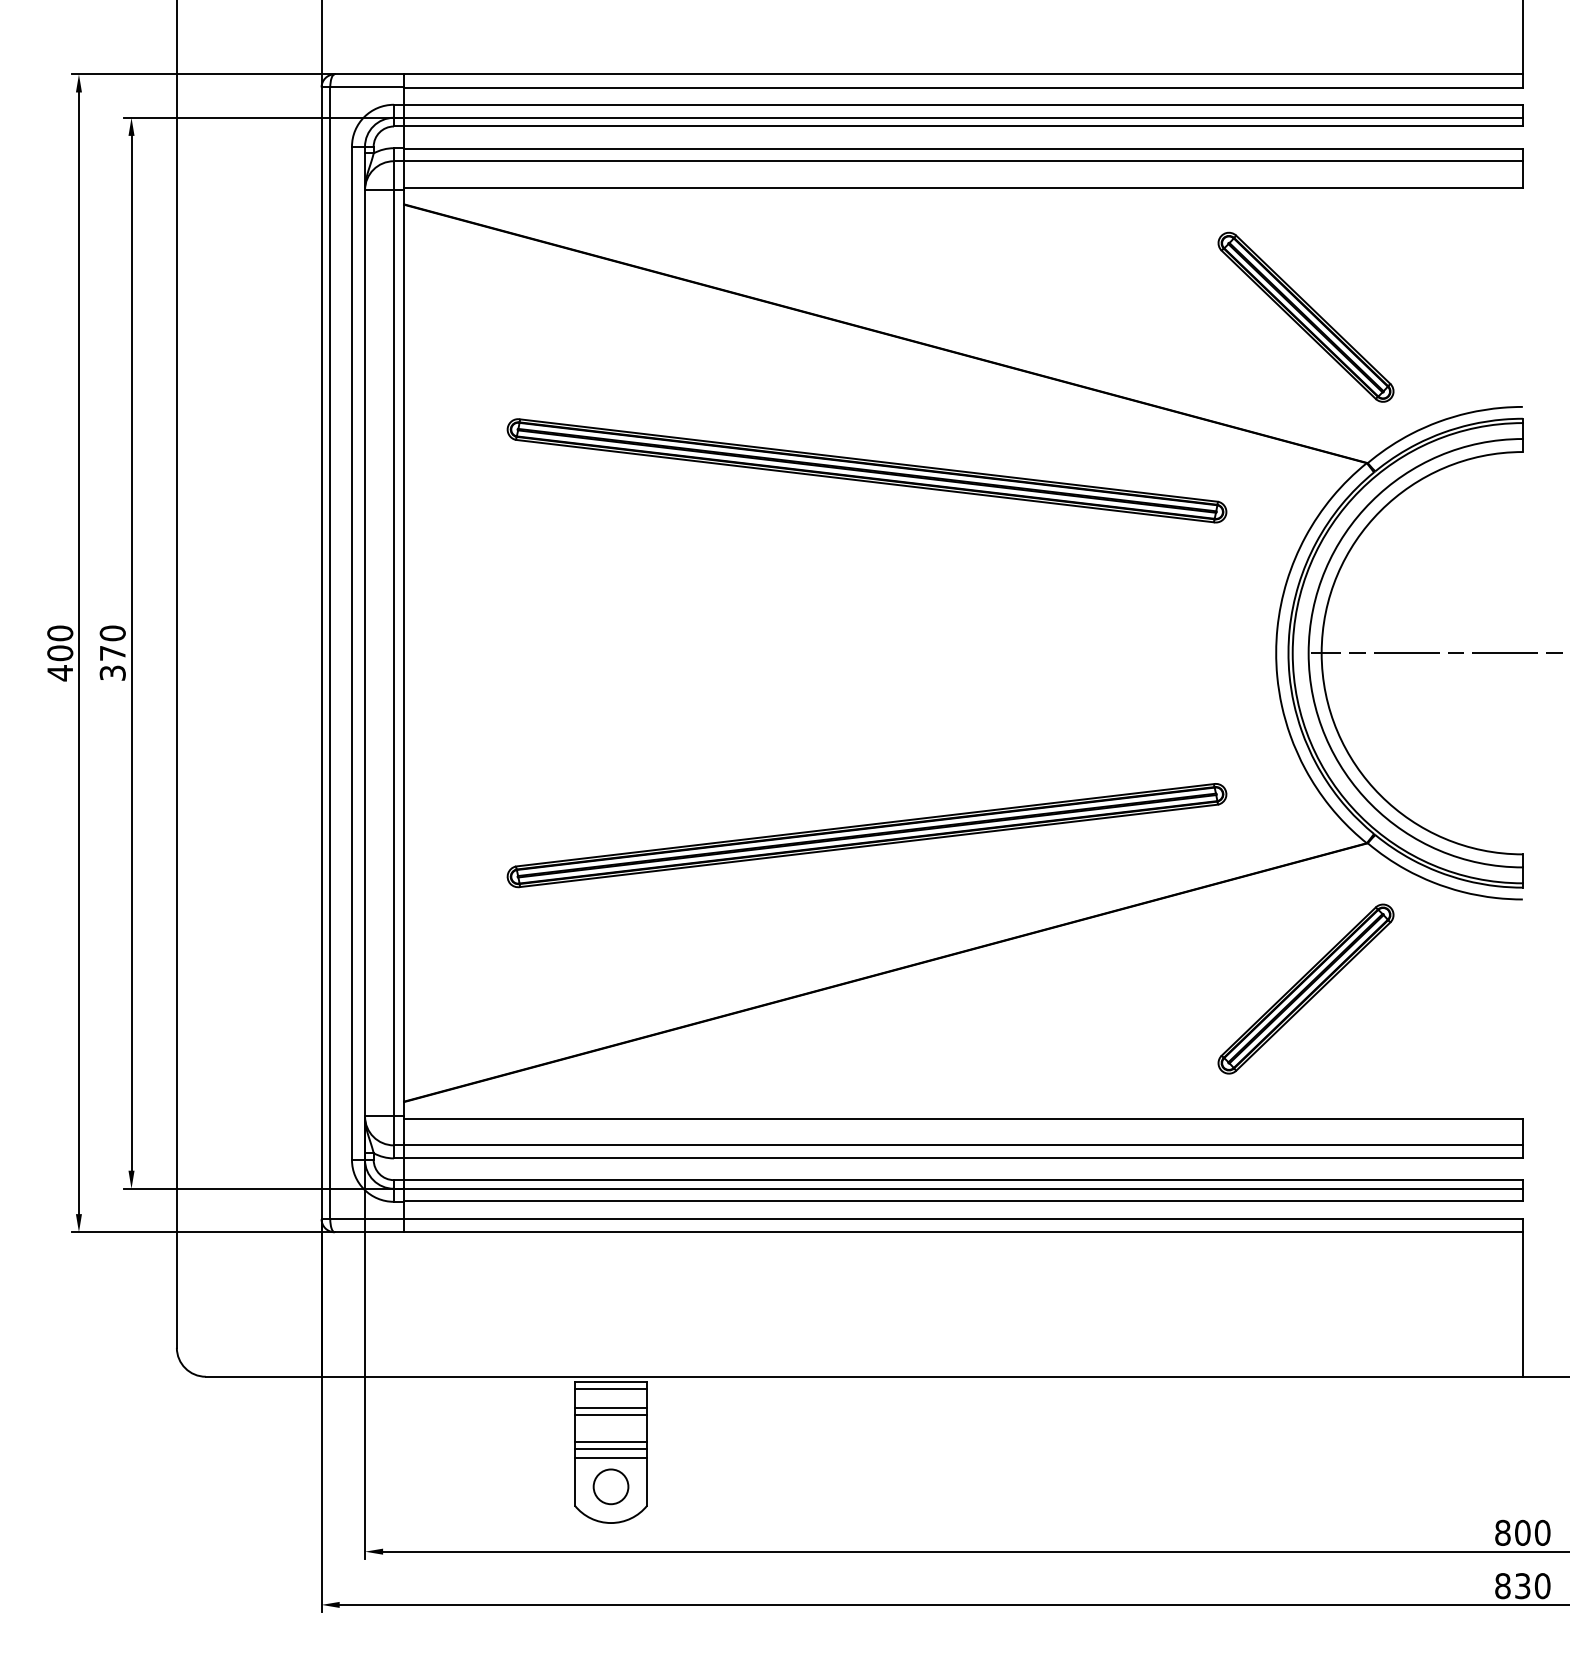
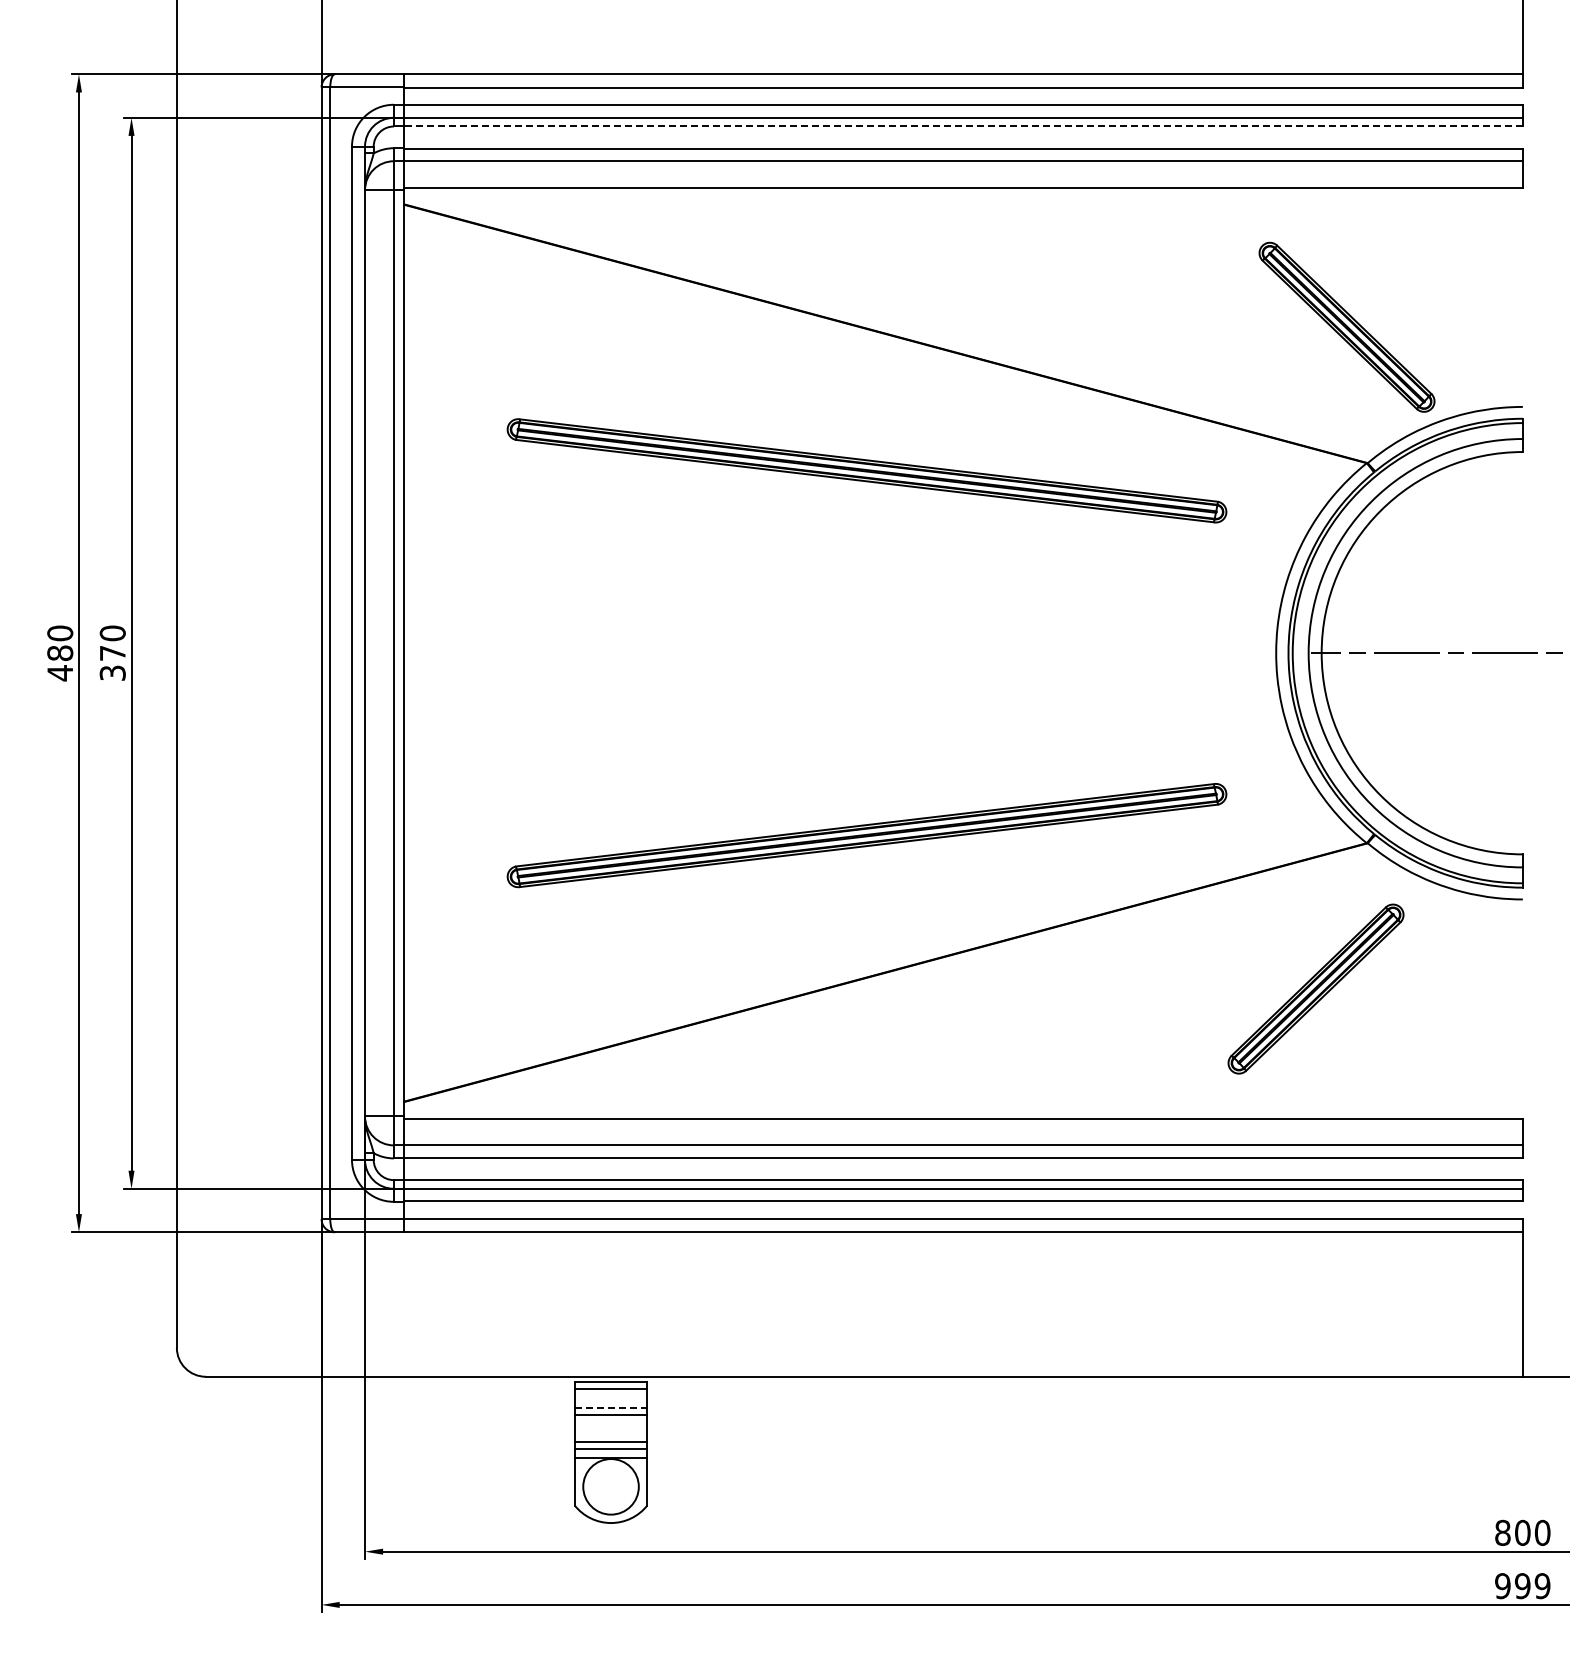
line: solid -> dashed (962, 126)
part position: (1305, 316) -> (1346, 326) (1346, 326)
text: 400 -> 480 (60, 653)
part position: (1305, 988) -> (1315, 988) (1315, 988)
line: solid -> dashed (611, 1407)
circle diameter: 35 px -> 56 px (610, 1486)
text: 830 -> 999 (1522, 1586)
